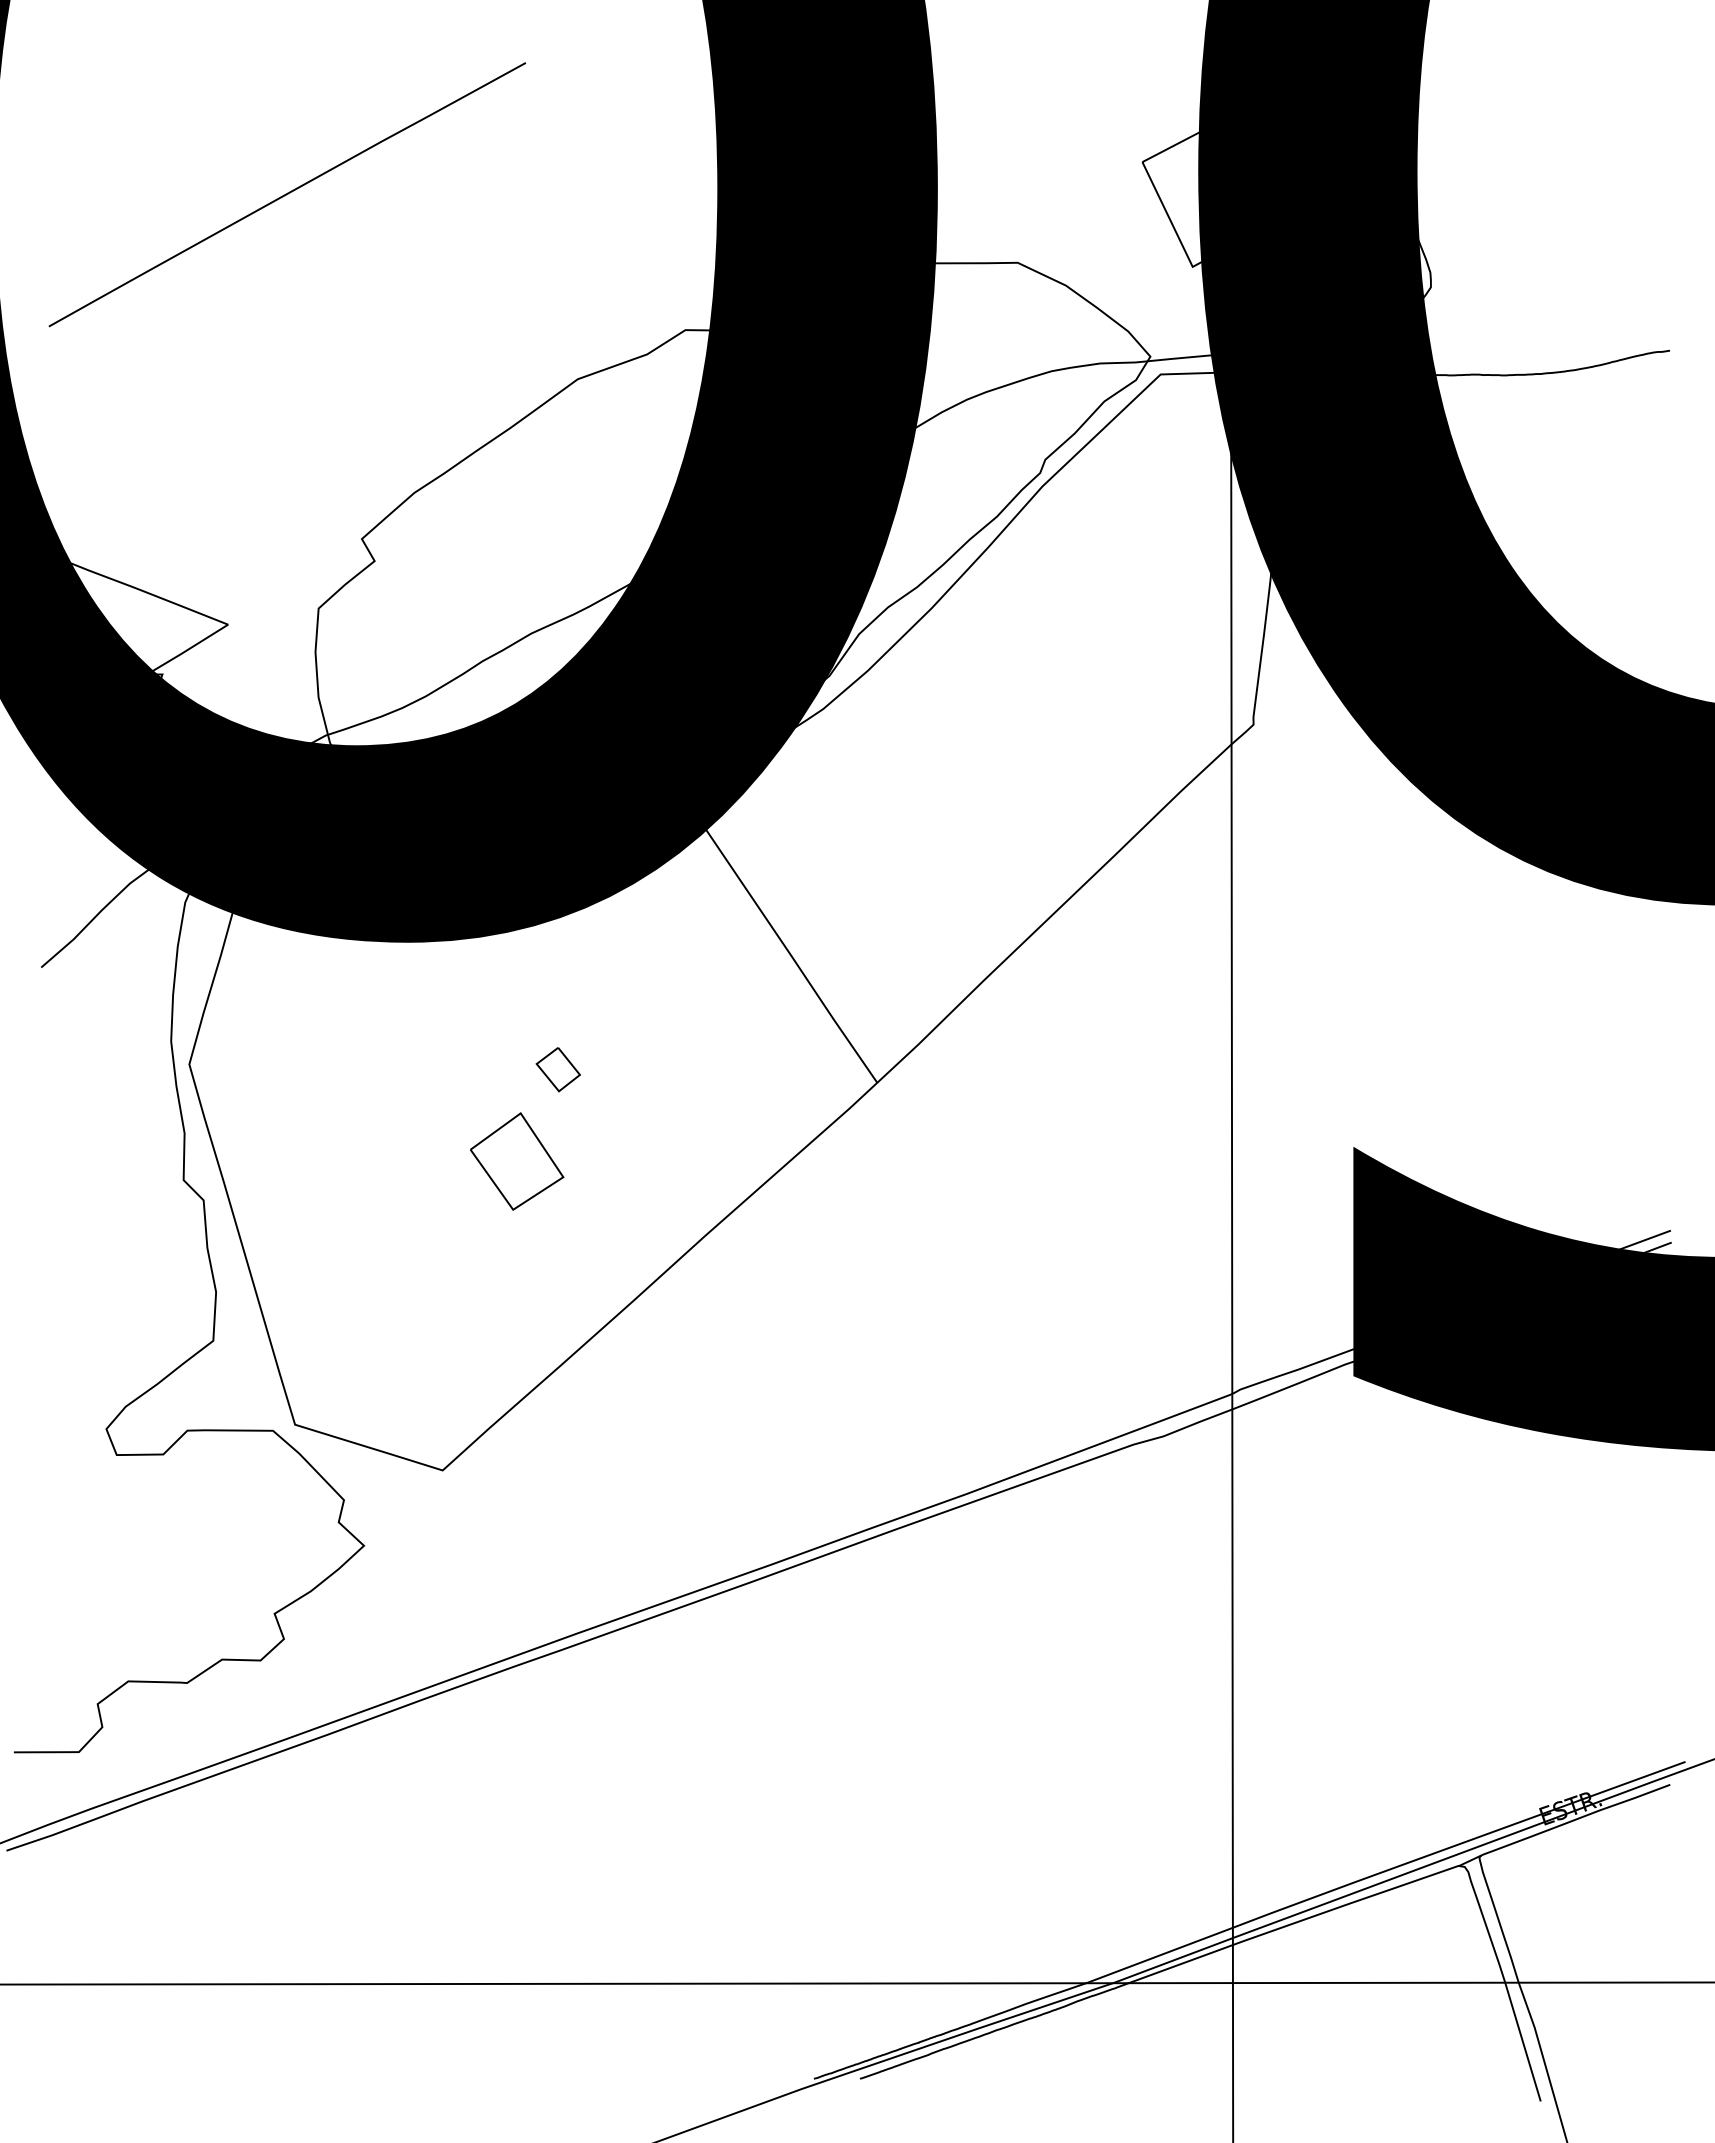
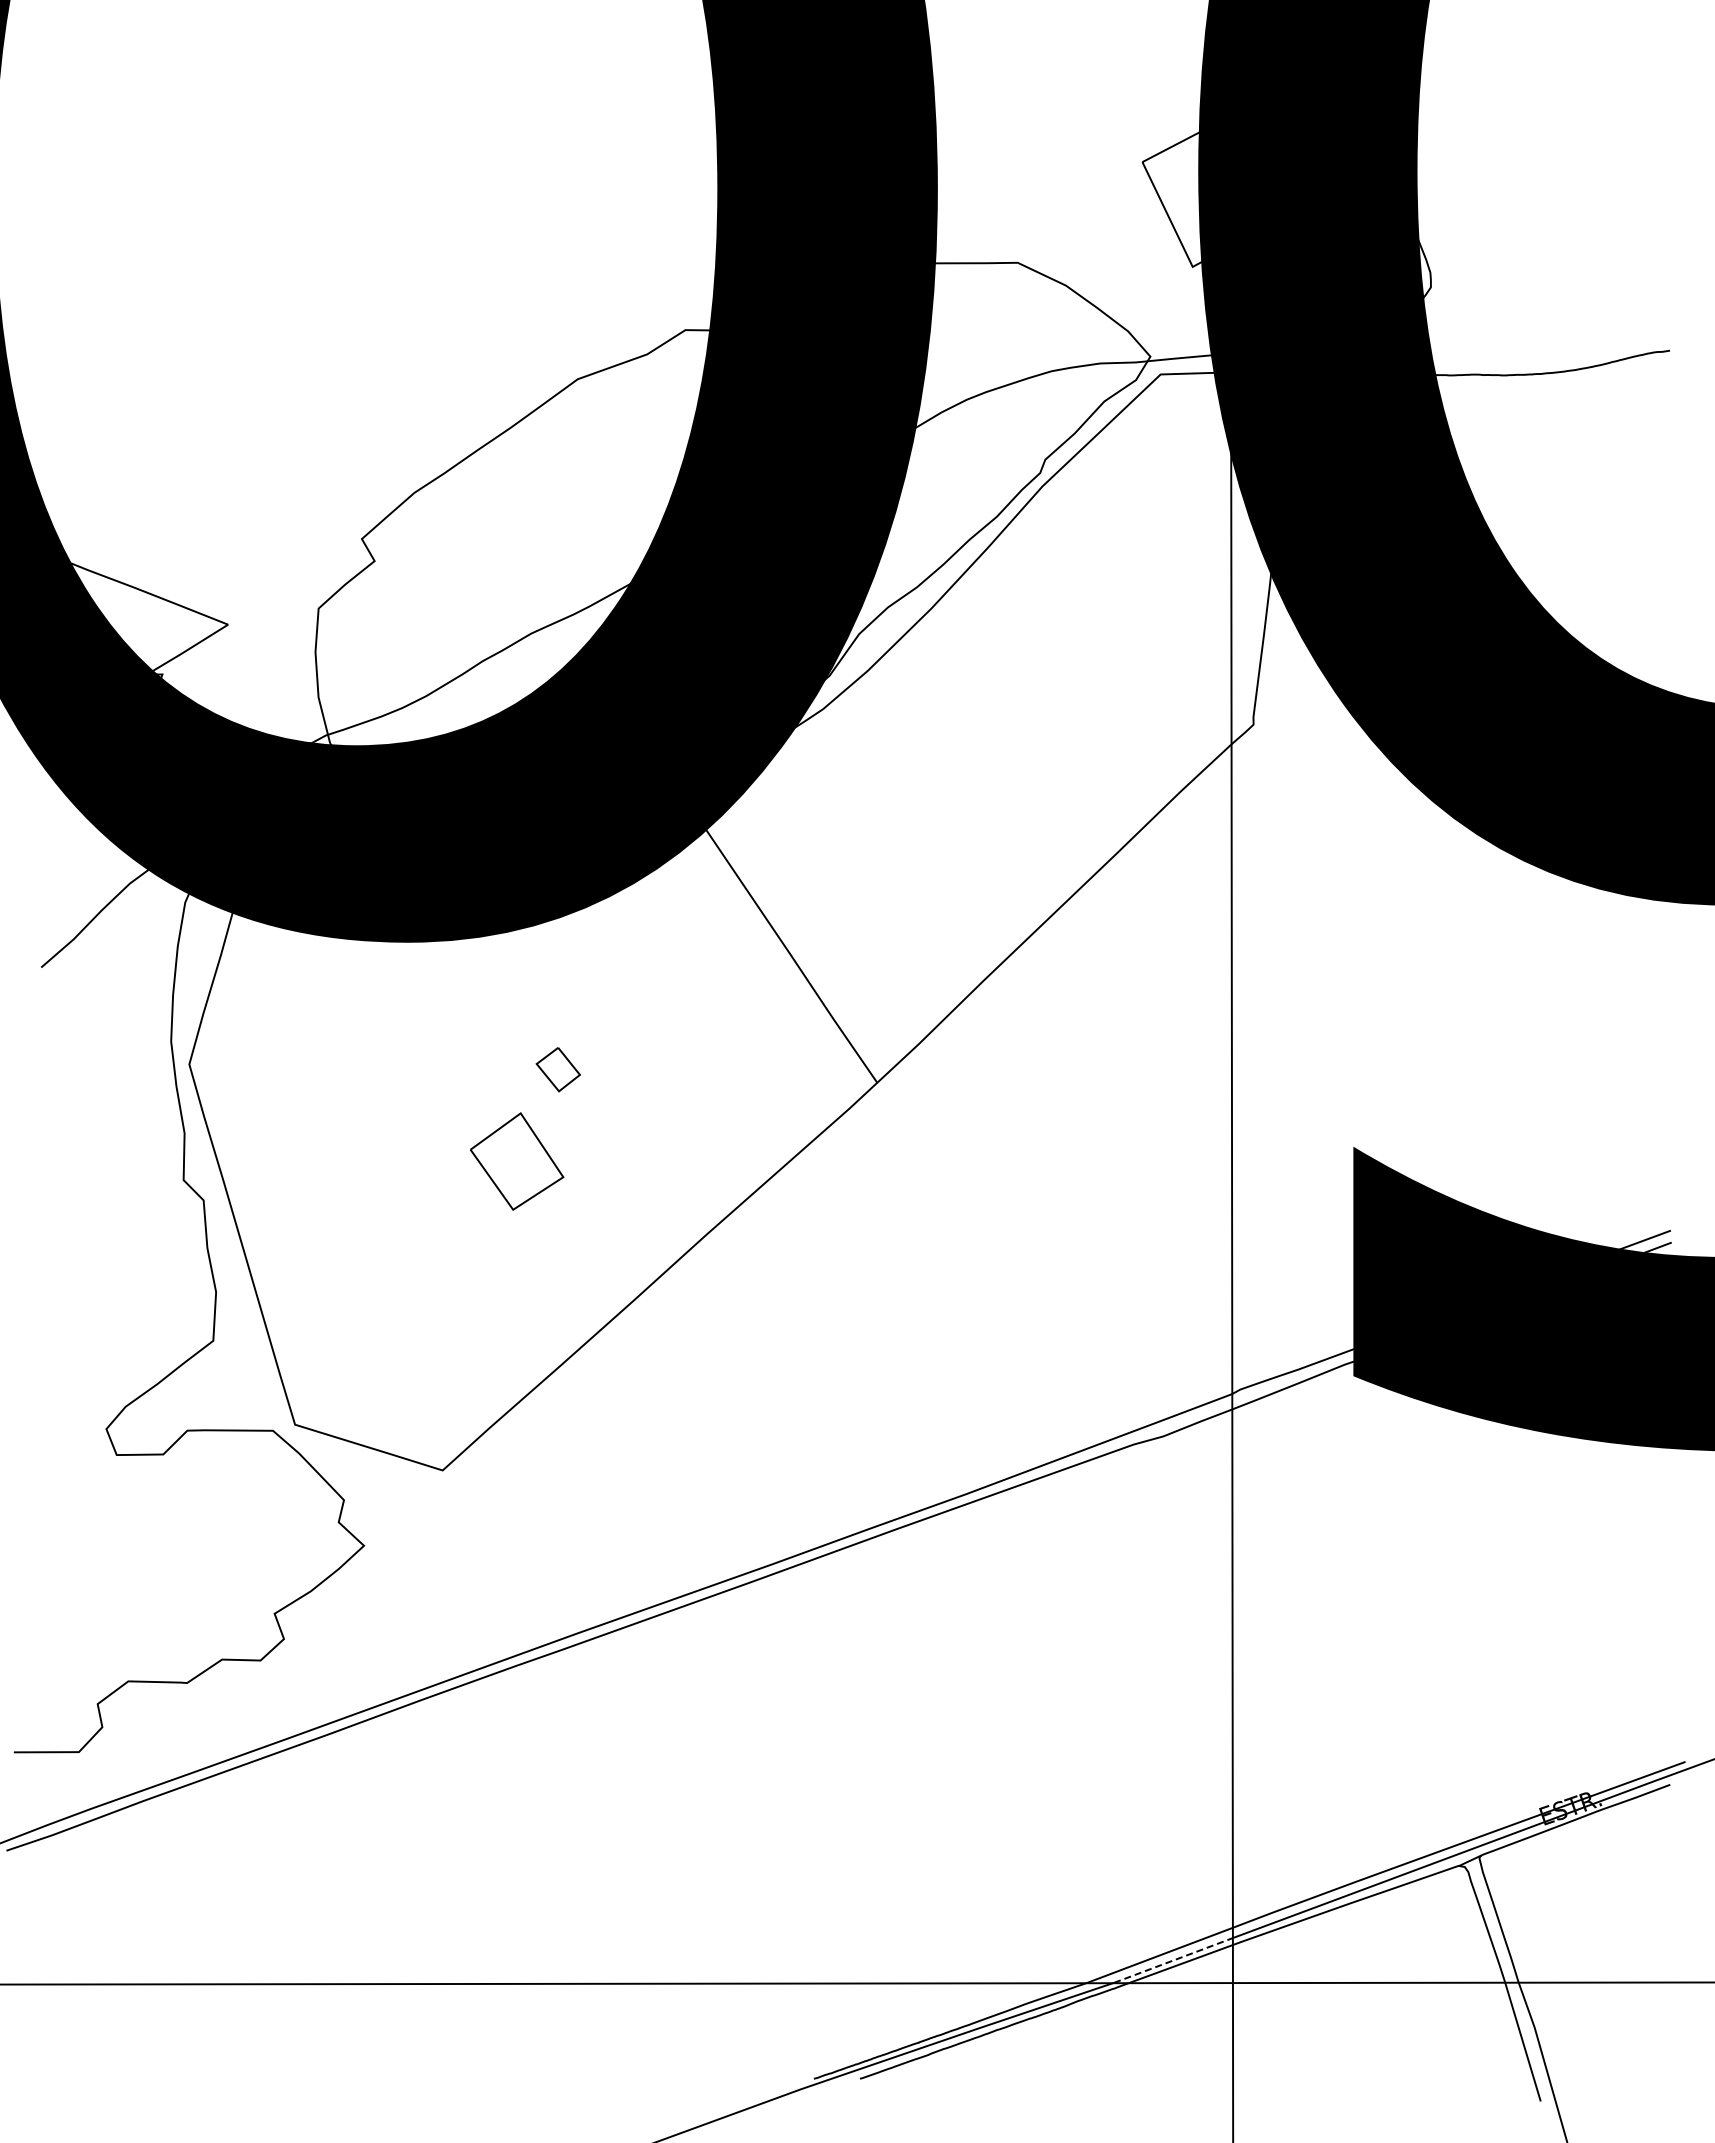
curve: present -> none (287, 194)
line: solid -> dashed (1173, 1960)
